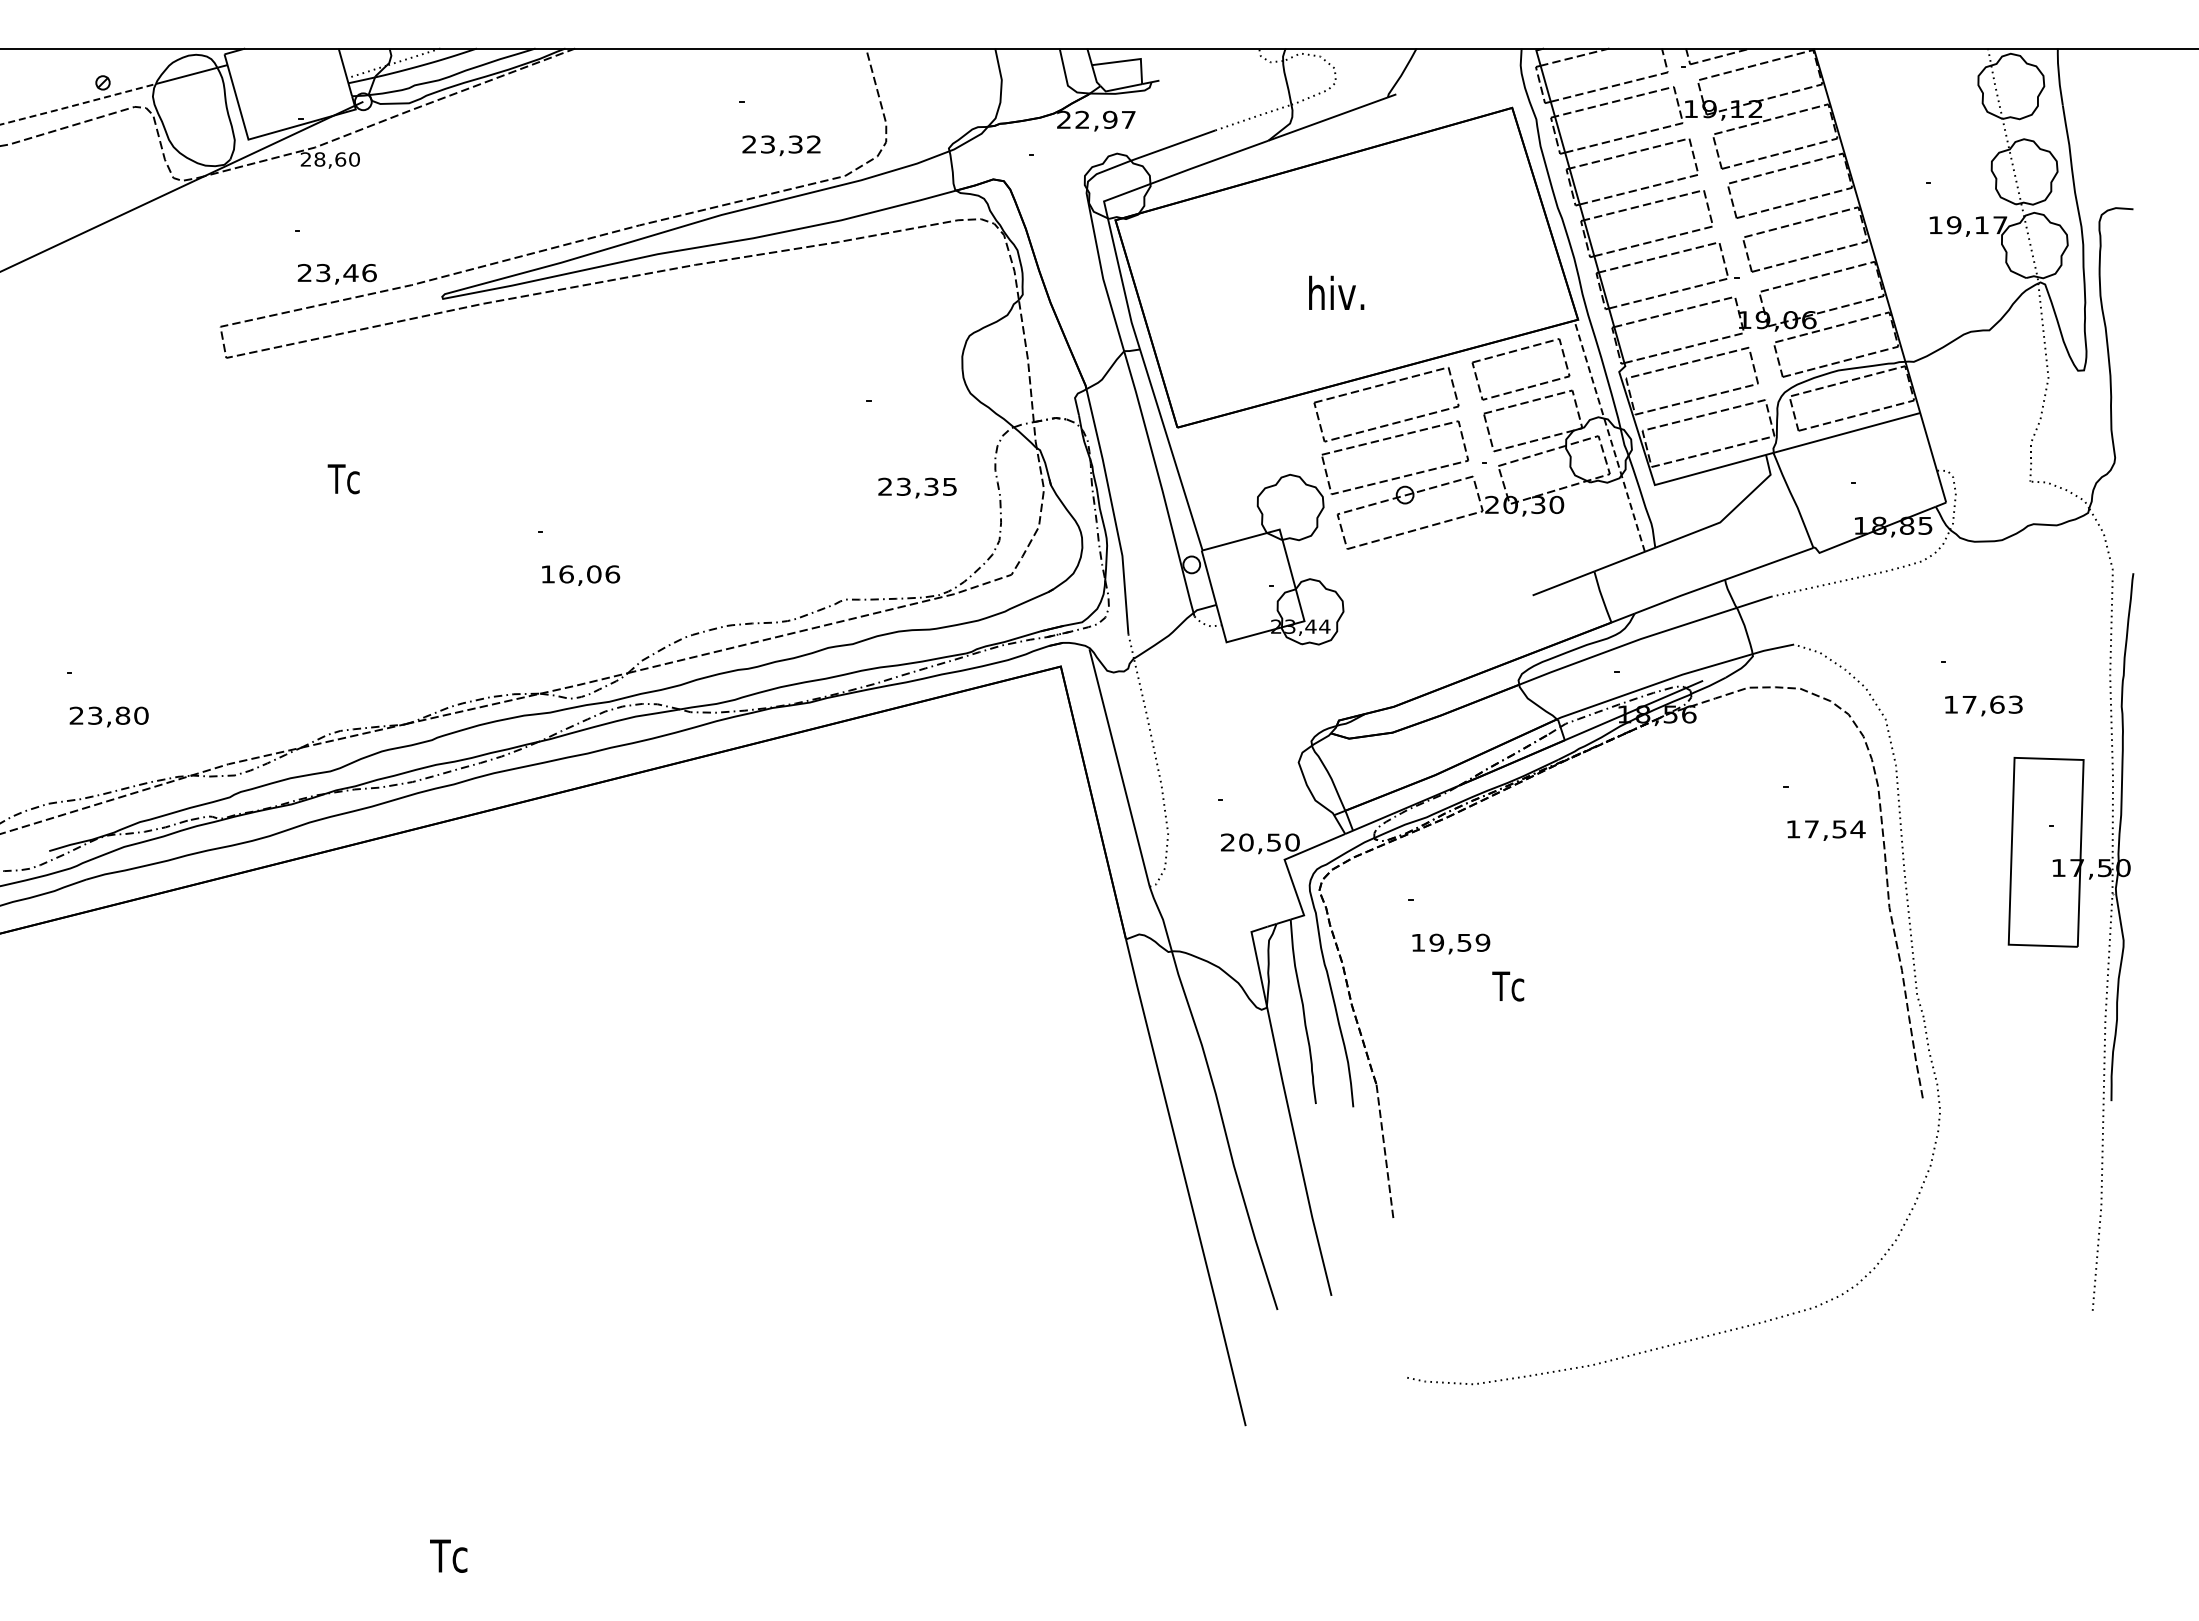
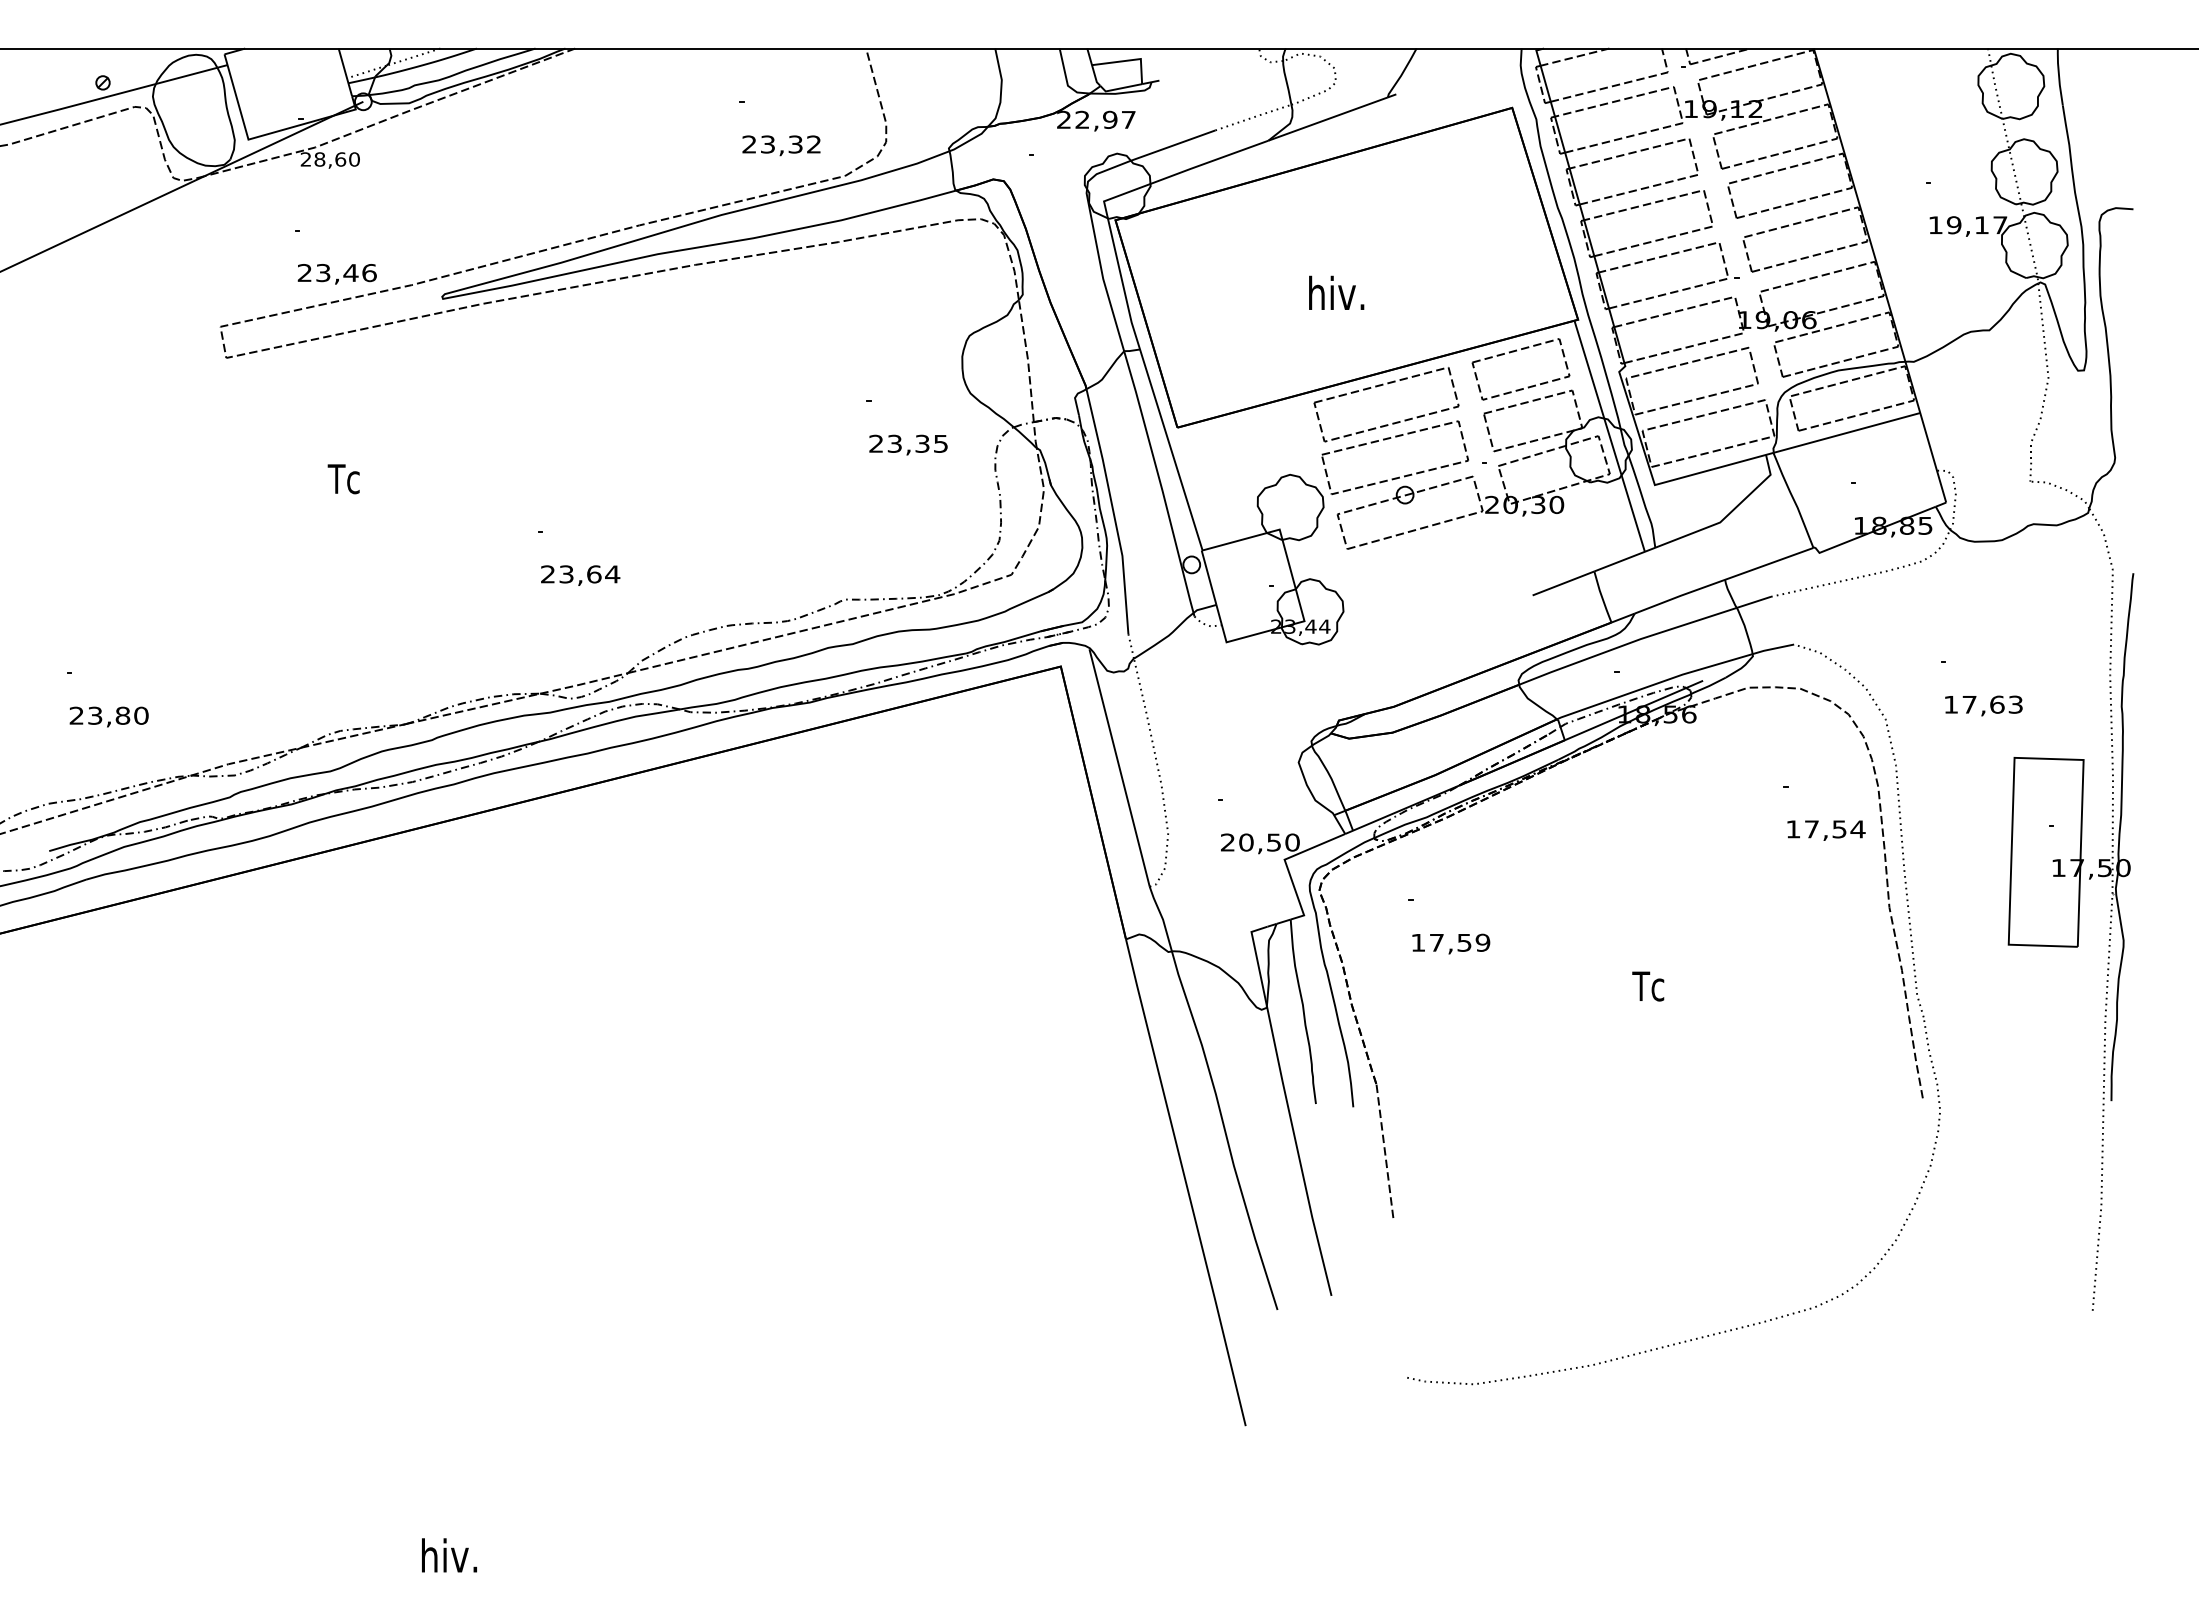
line: dashed -> solid (78, 104)
line: dashed -> solid (1609, 436)
text position: (917, 487) -> (908, 444) (908, 444)
text: 16,06 -> 23,64 (580, 574)
text: 19,59 -> 17,59 (1436, 942)
text position: (1508, 986) -> (1648, 986) (1648, 986)
text: Tc -> hiv. (449, 1555)
